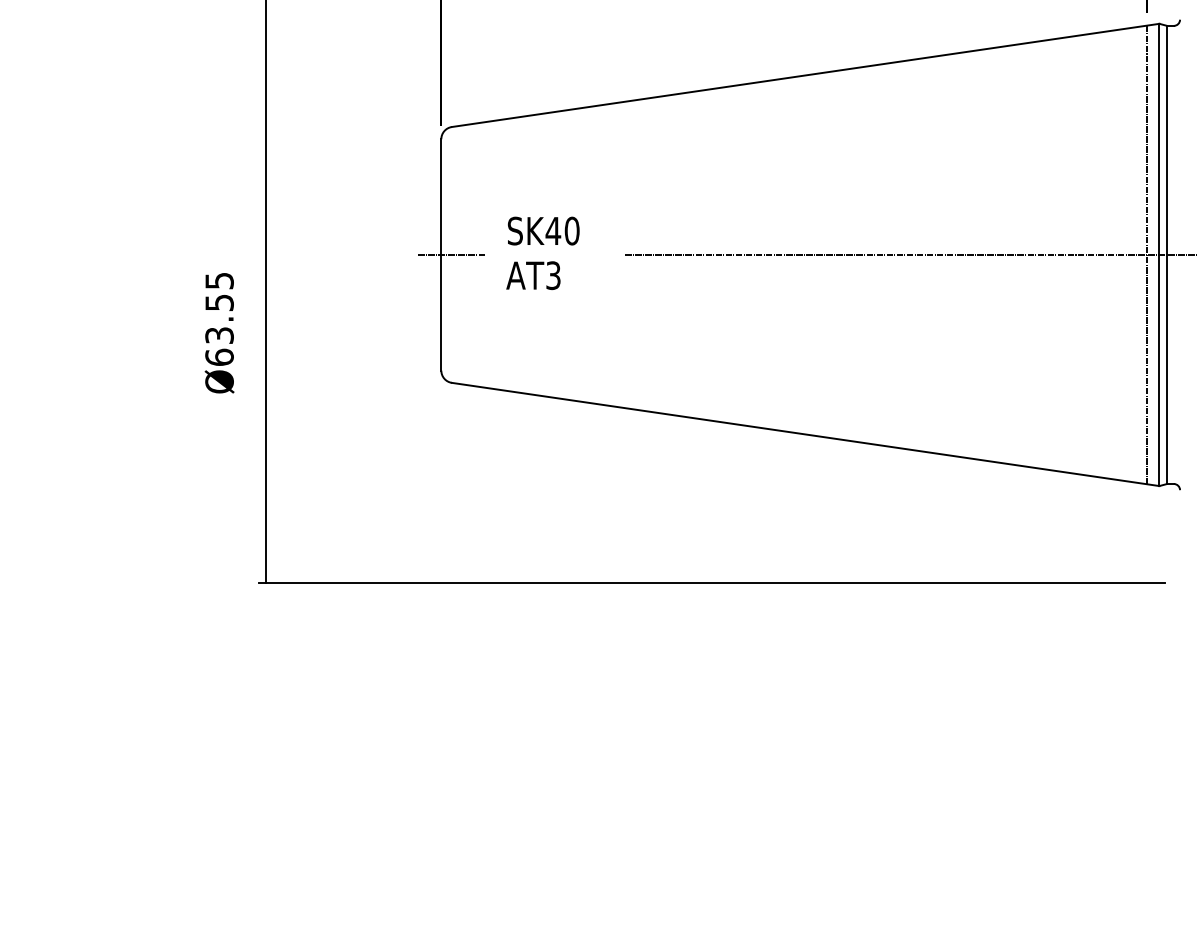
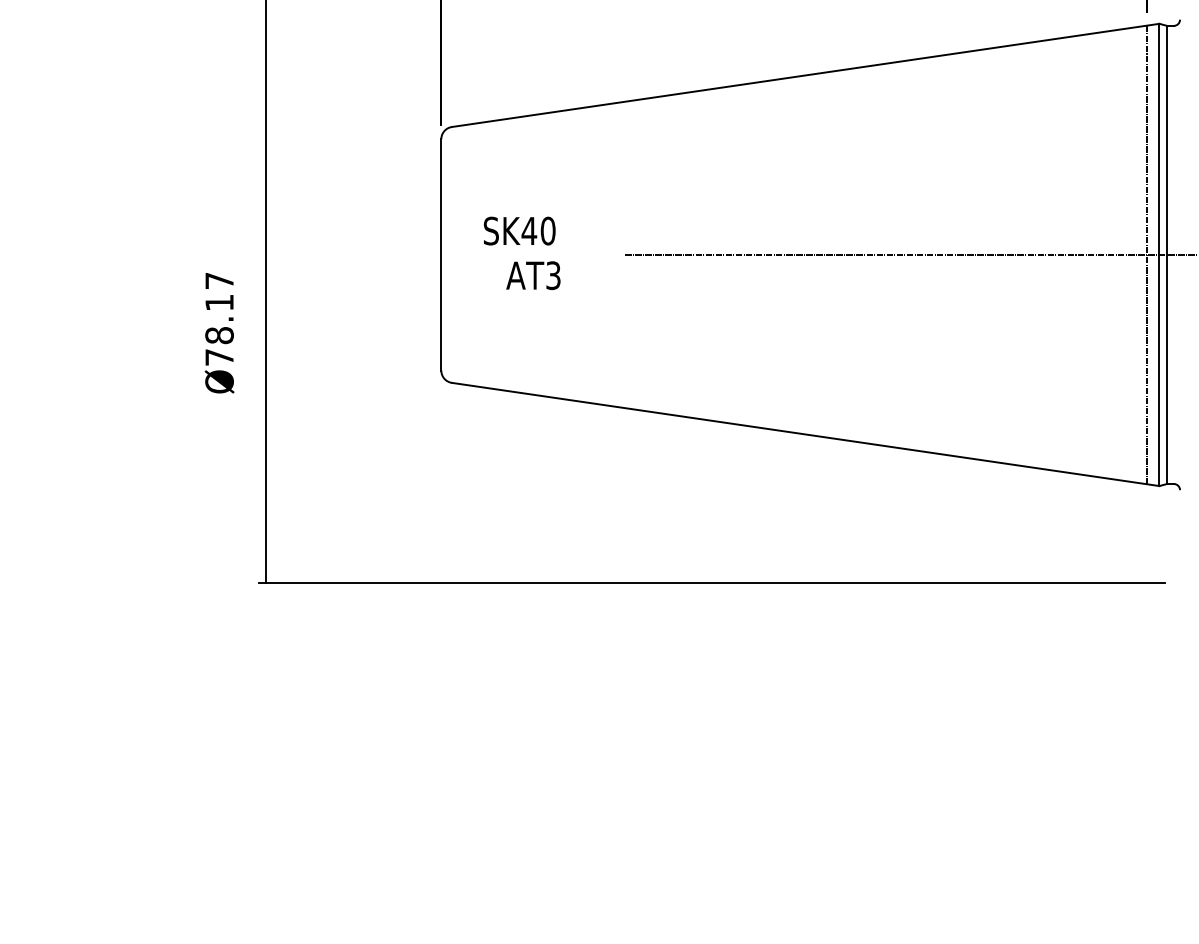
text position: (543, 230) -> (519, 230) (519, 230)
line: present -> none (451, 254)
text: Ø63.55 -> Ø78.17 (219, 319)
